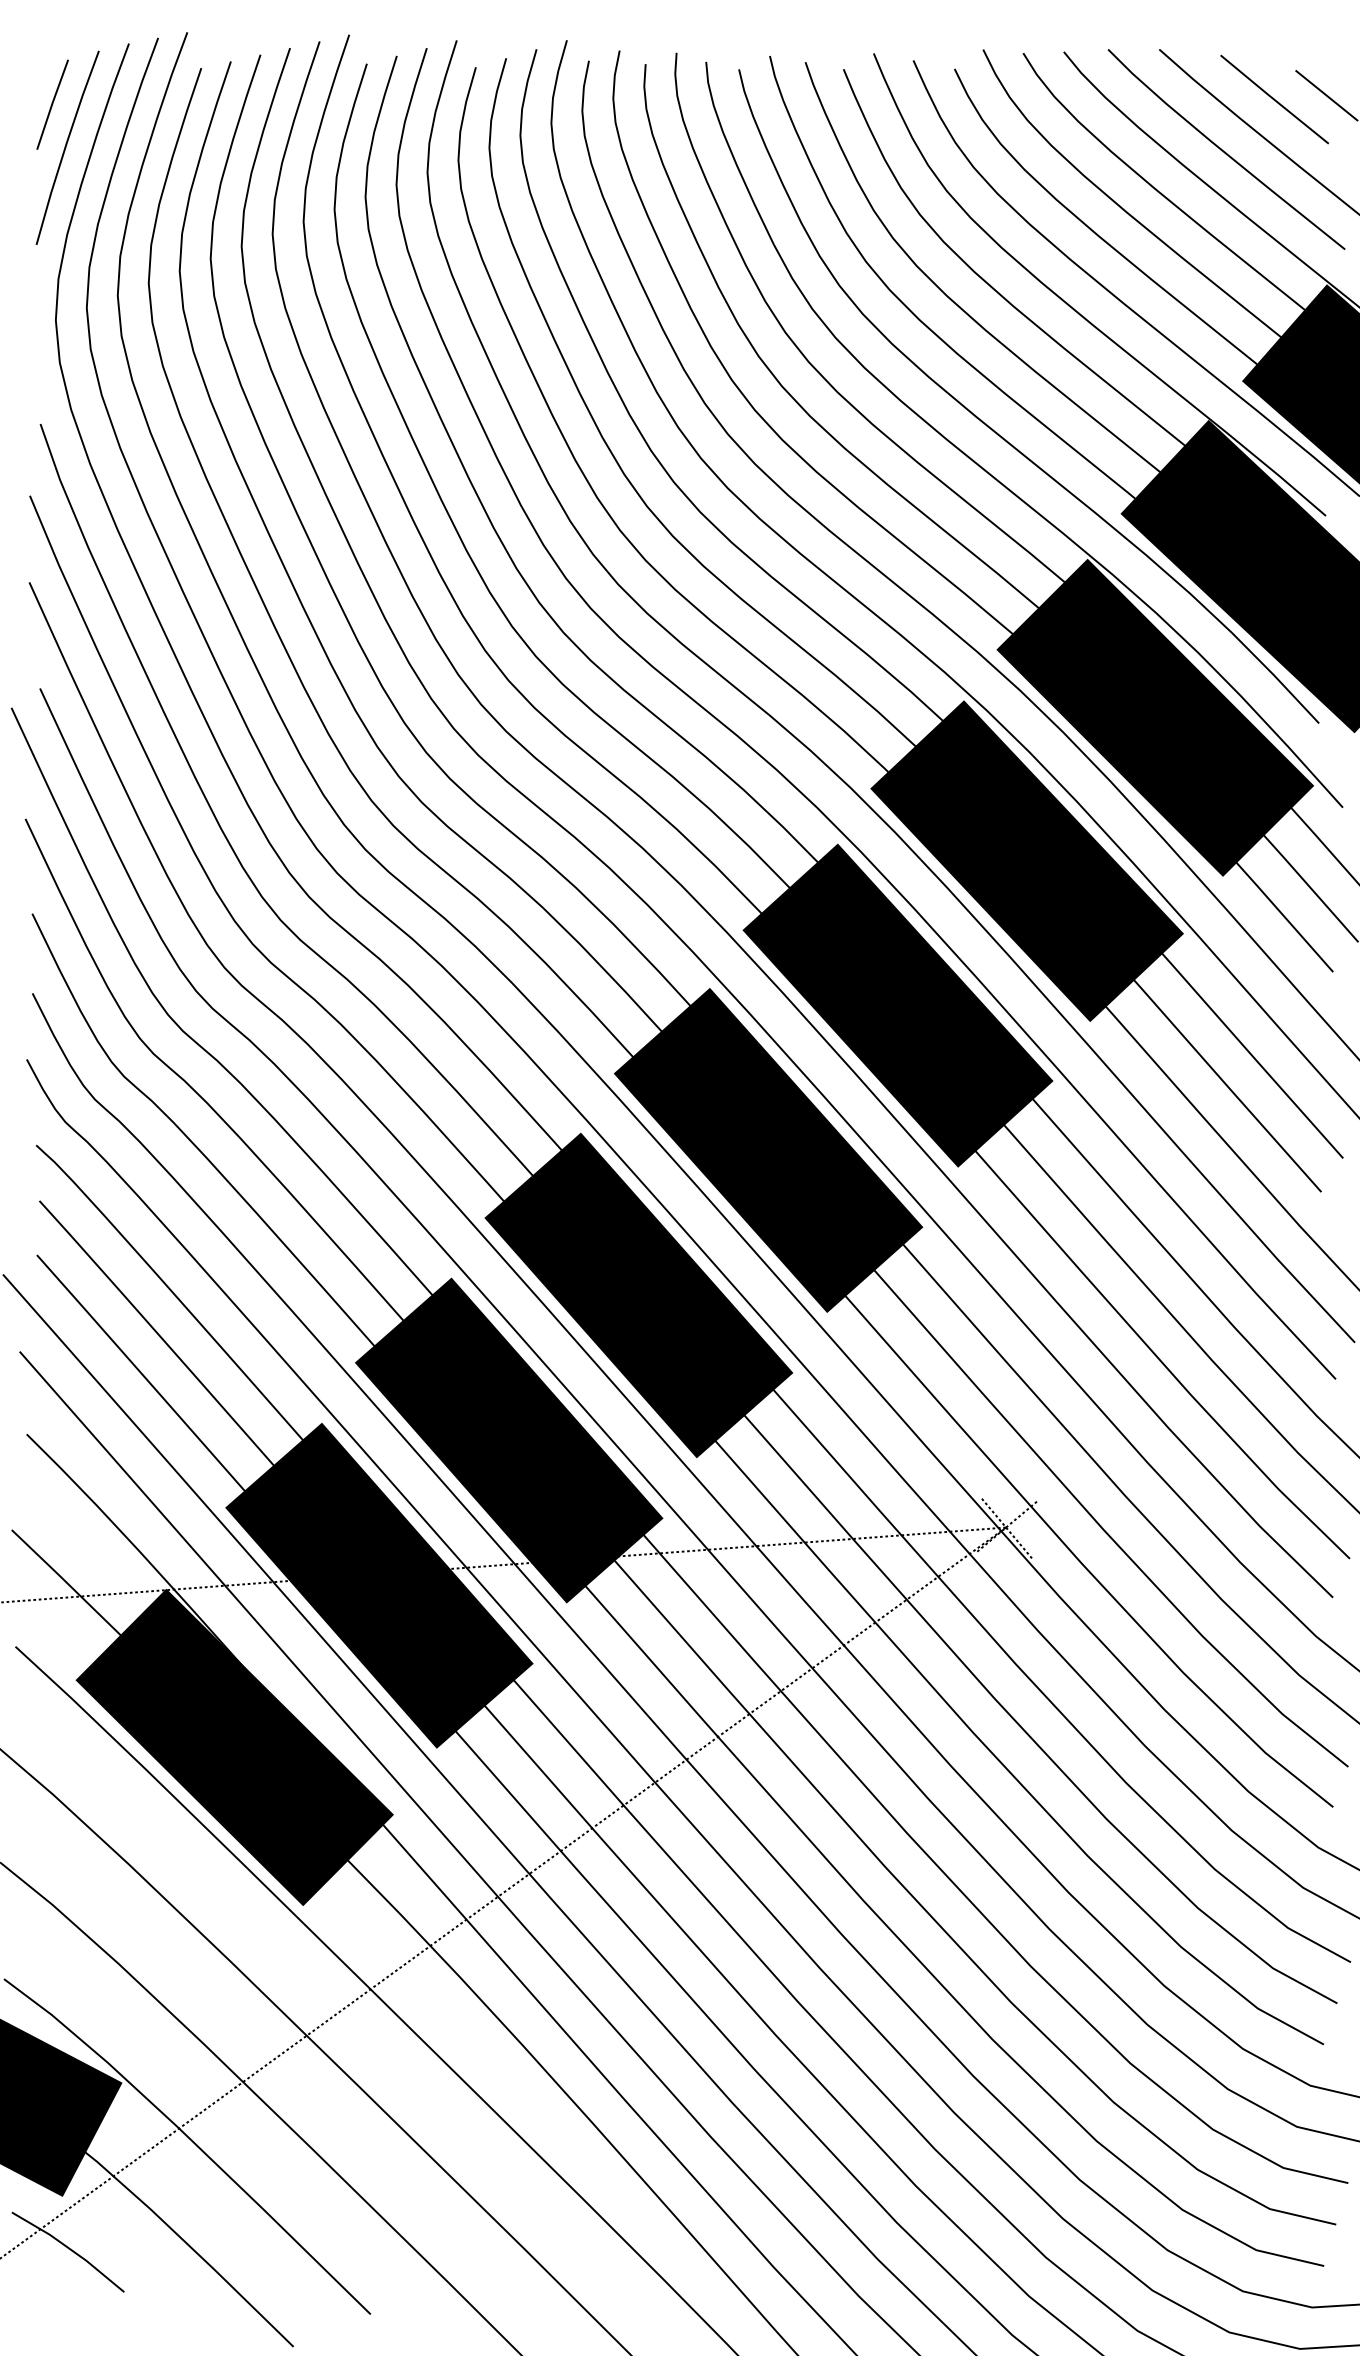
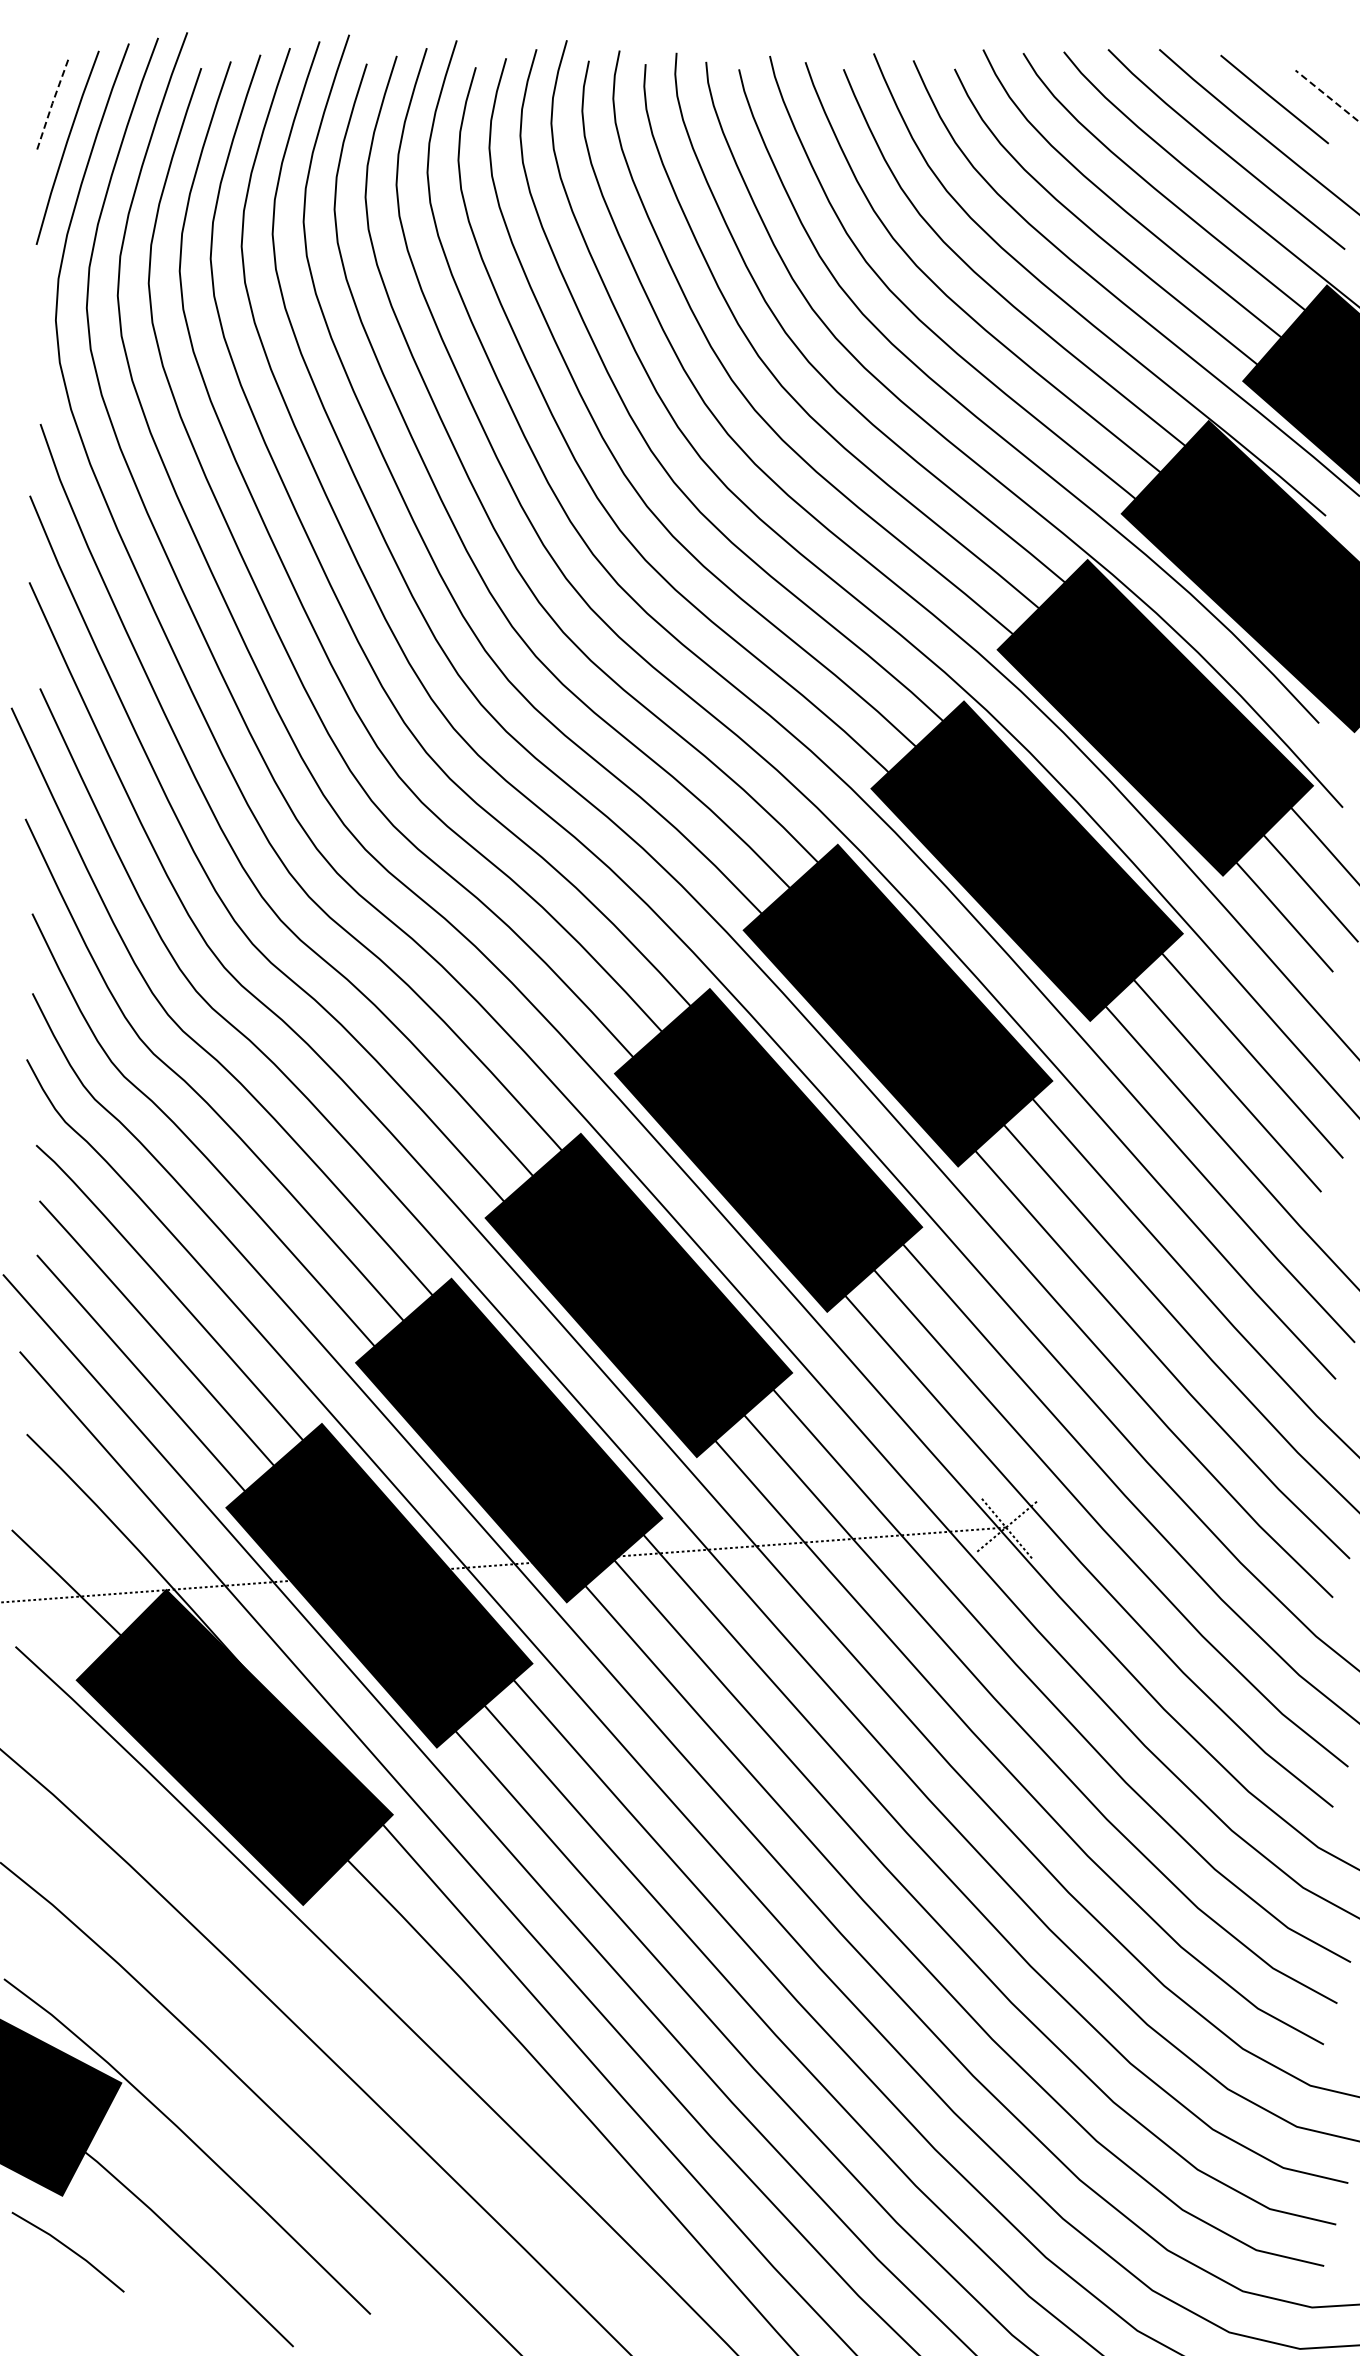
line: solid -> dashed (1326, 95)
line: solid -> dashed (52, 104)
line: present -> none (504, 1891)
